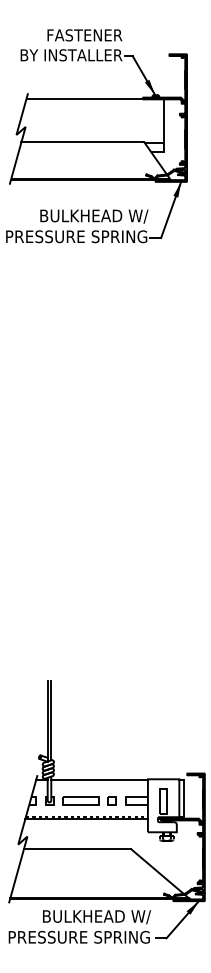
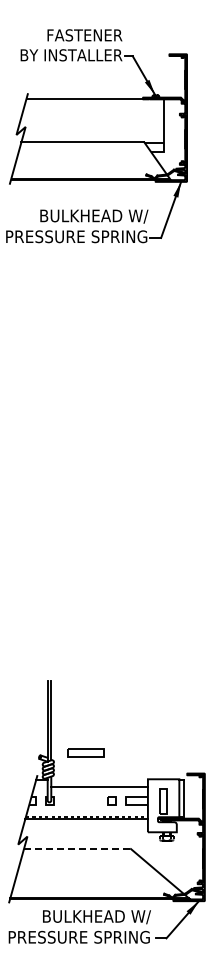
line position: (99, 780) -> (99, 787) (99, 787)
part position: (80, 800) -> (85, 752) (85, 752)
line: solid -> dashed (78, 849)
